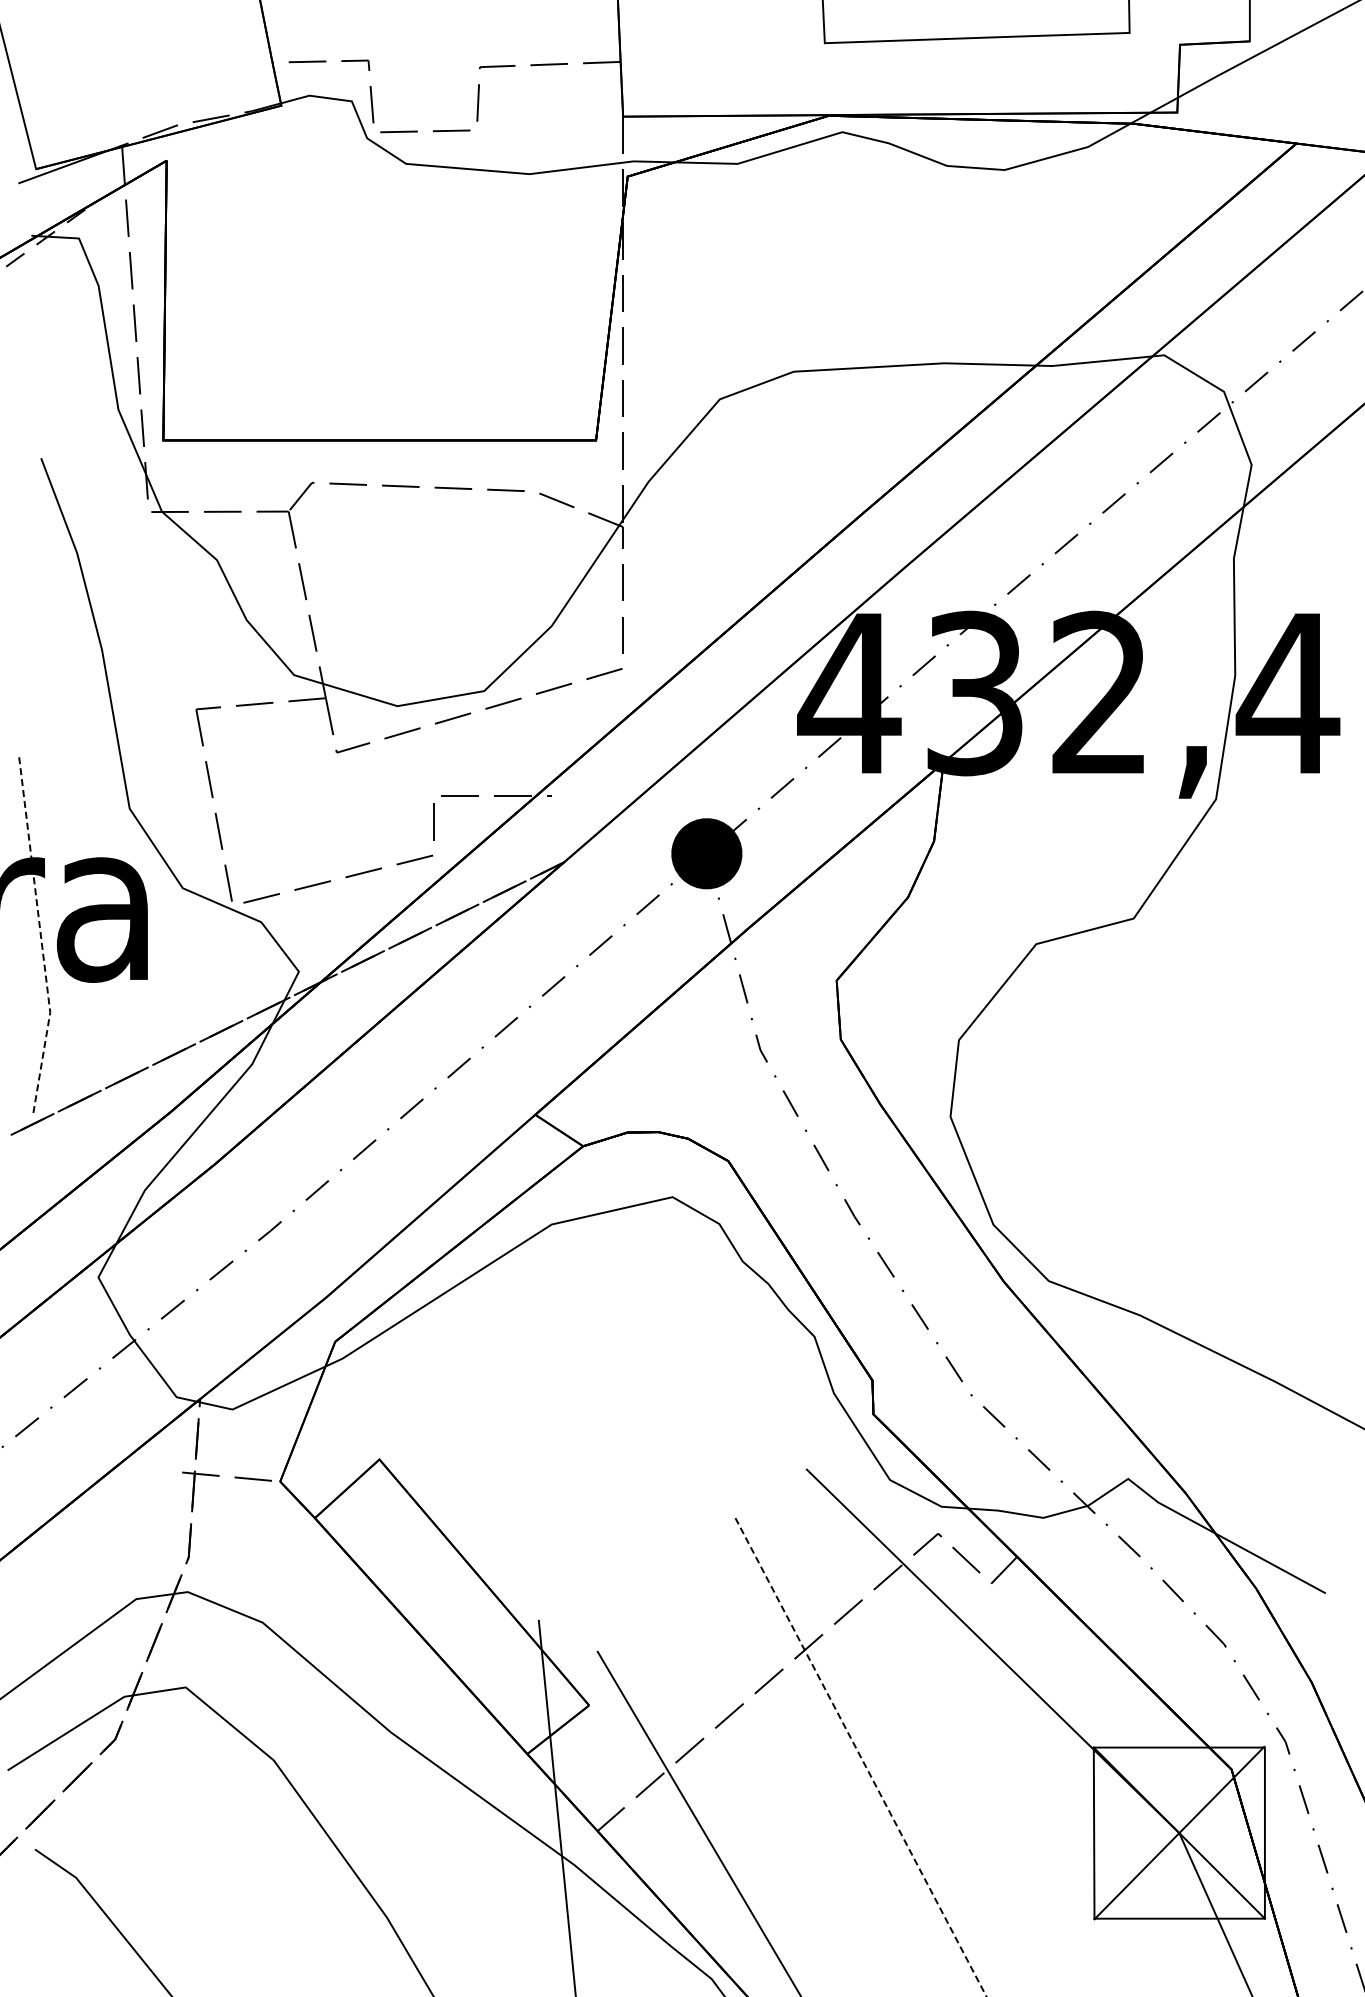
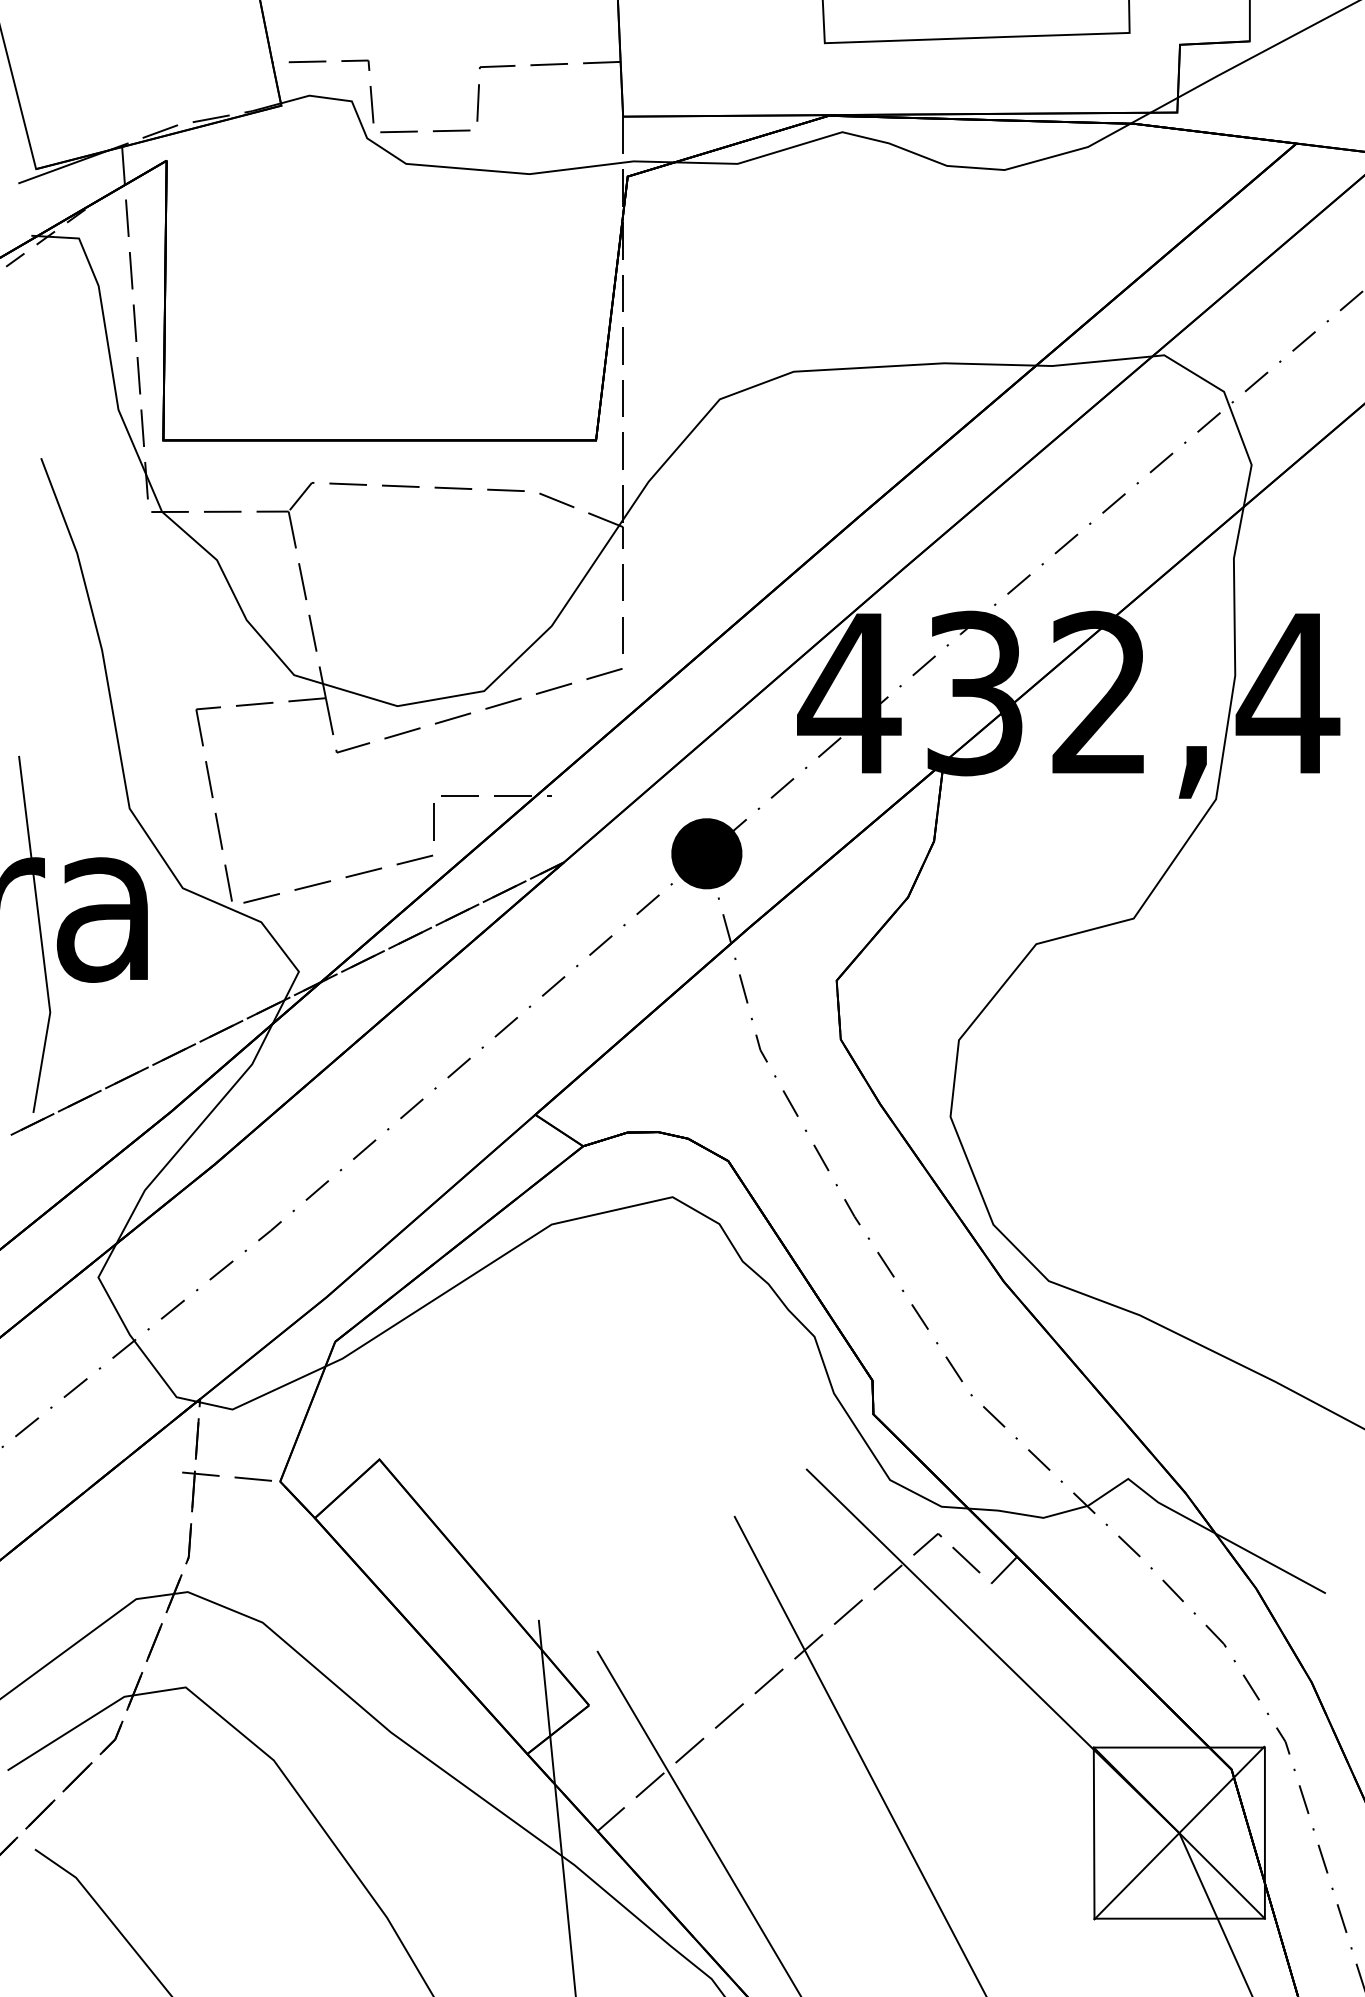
line: dashed -> solid (40, 935)
line: dashed -> solid (860, 1755)
